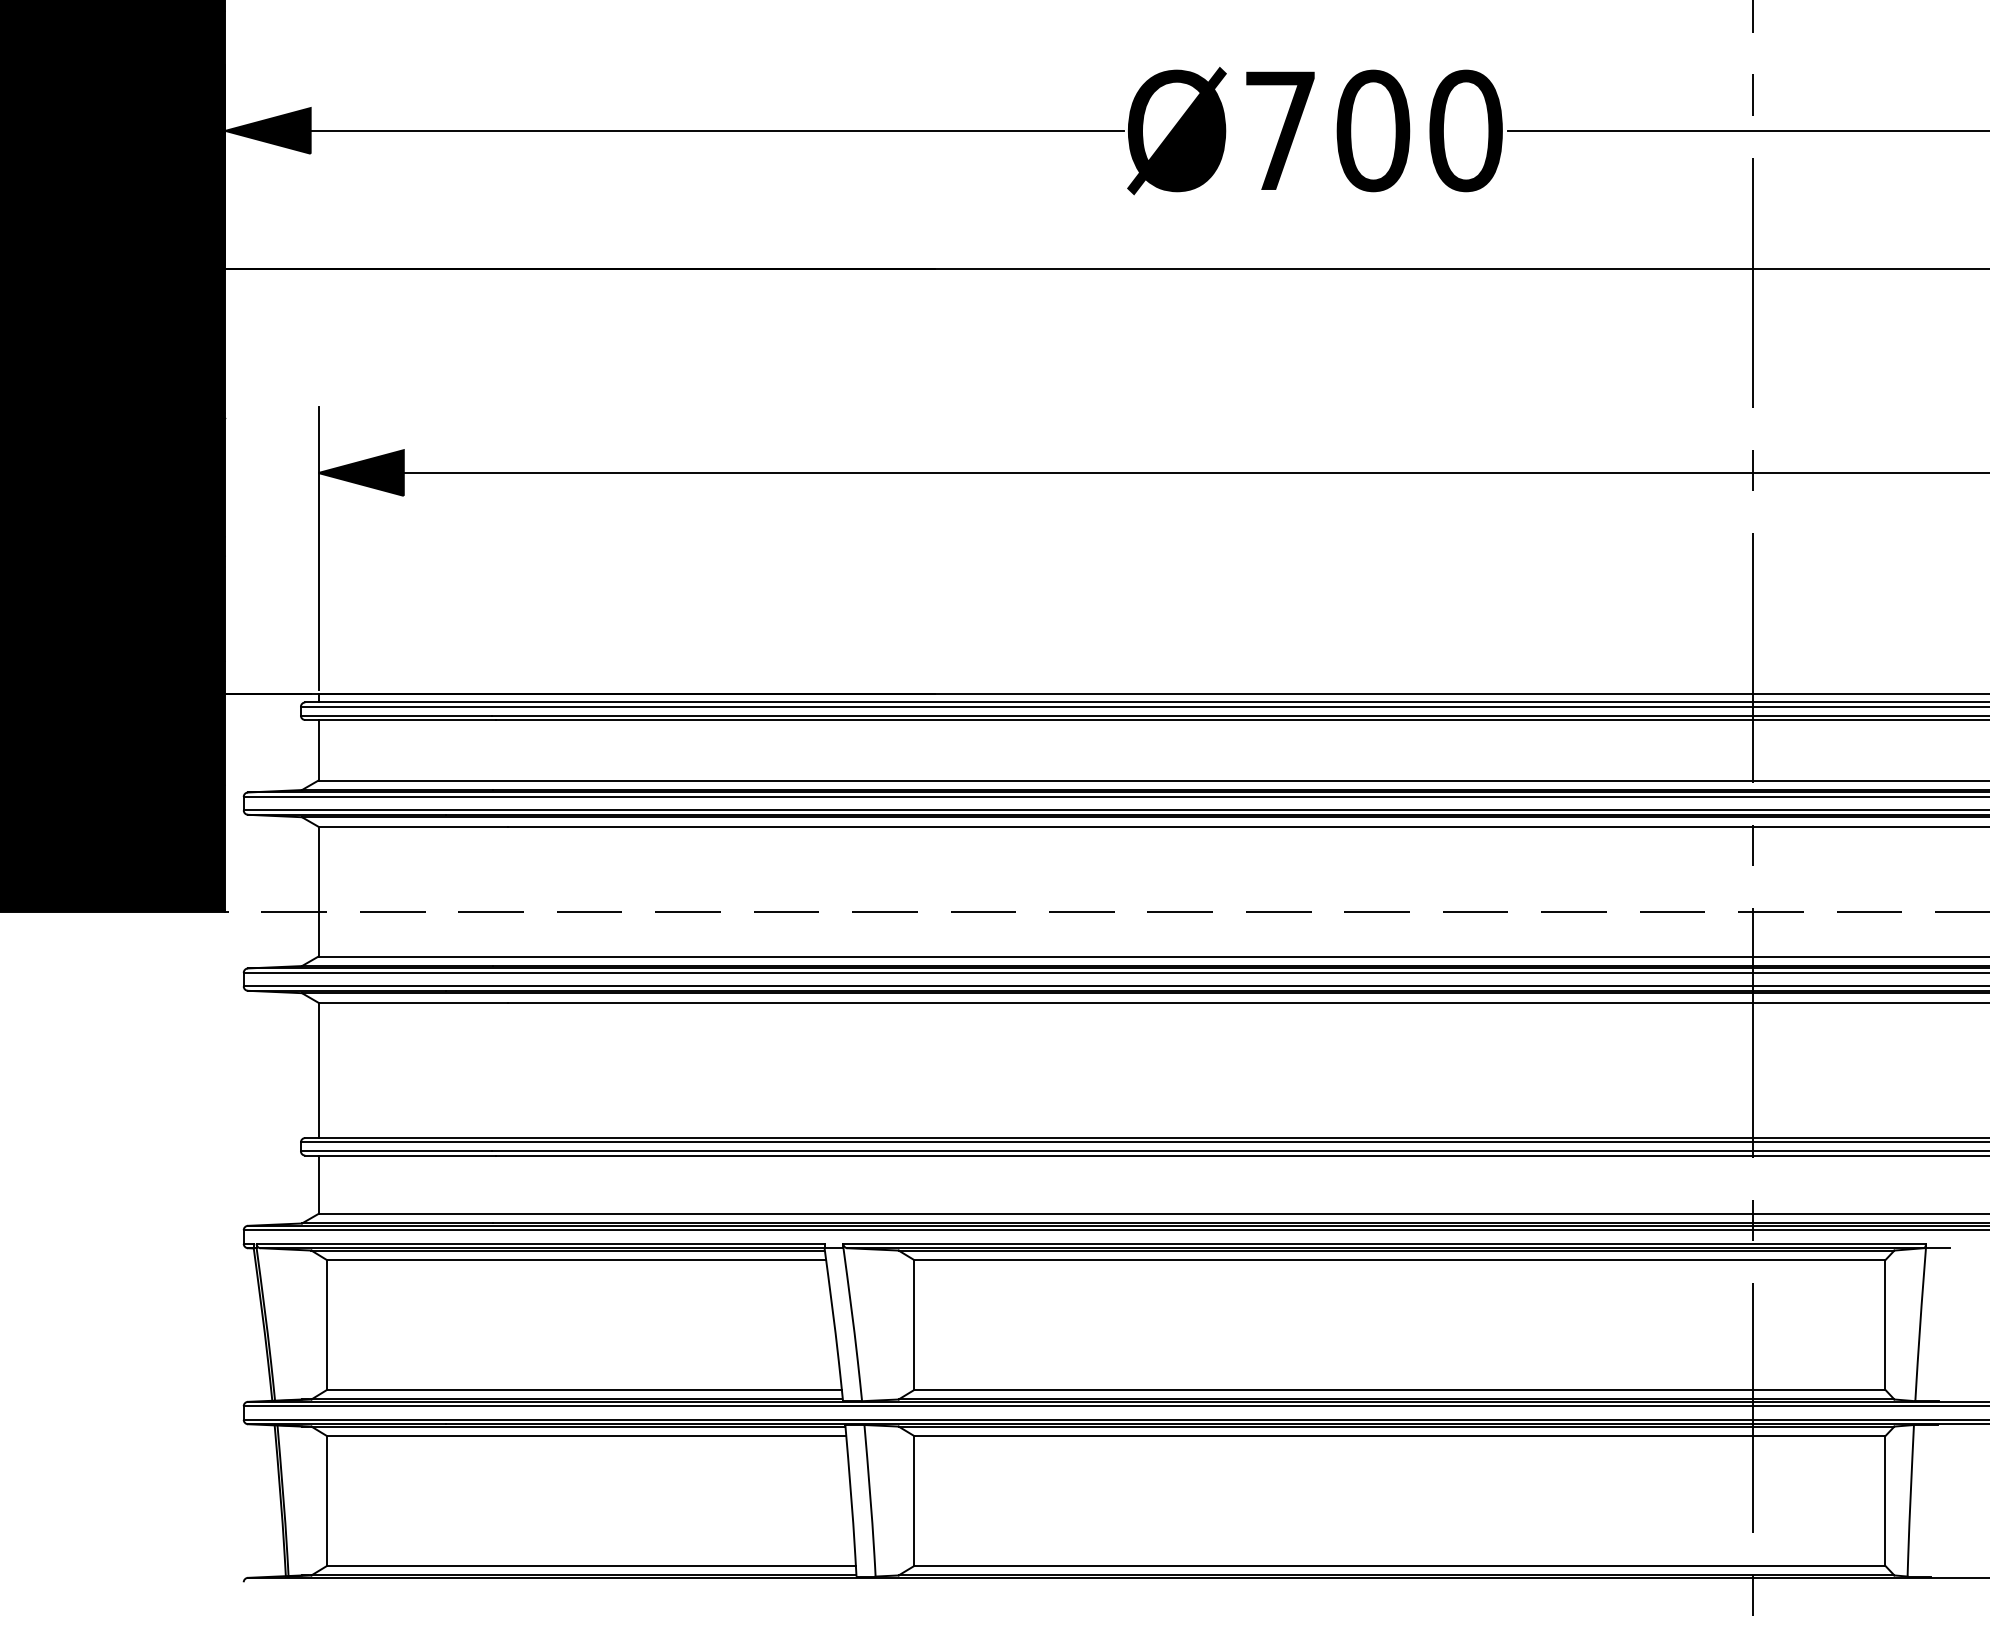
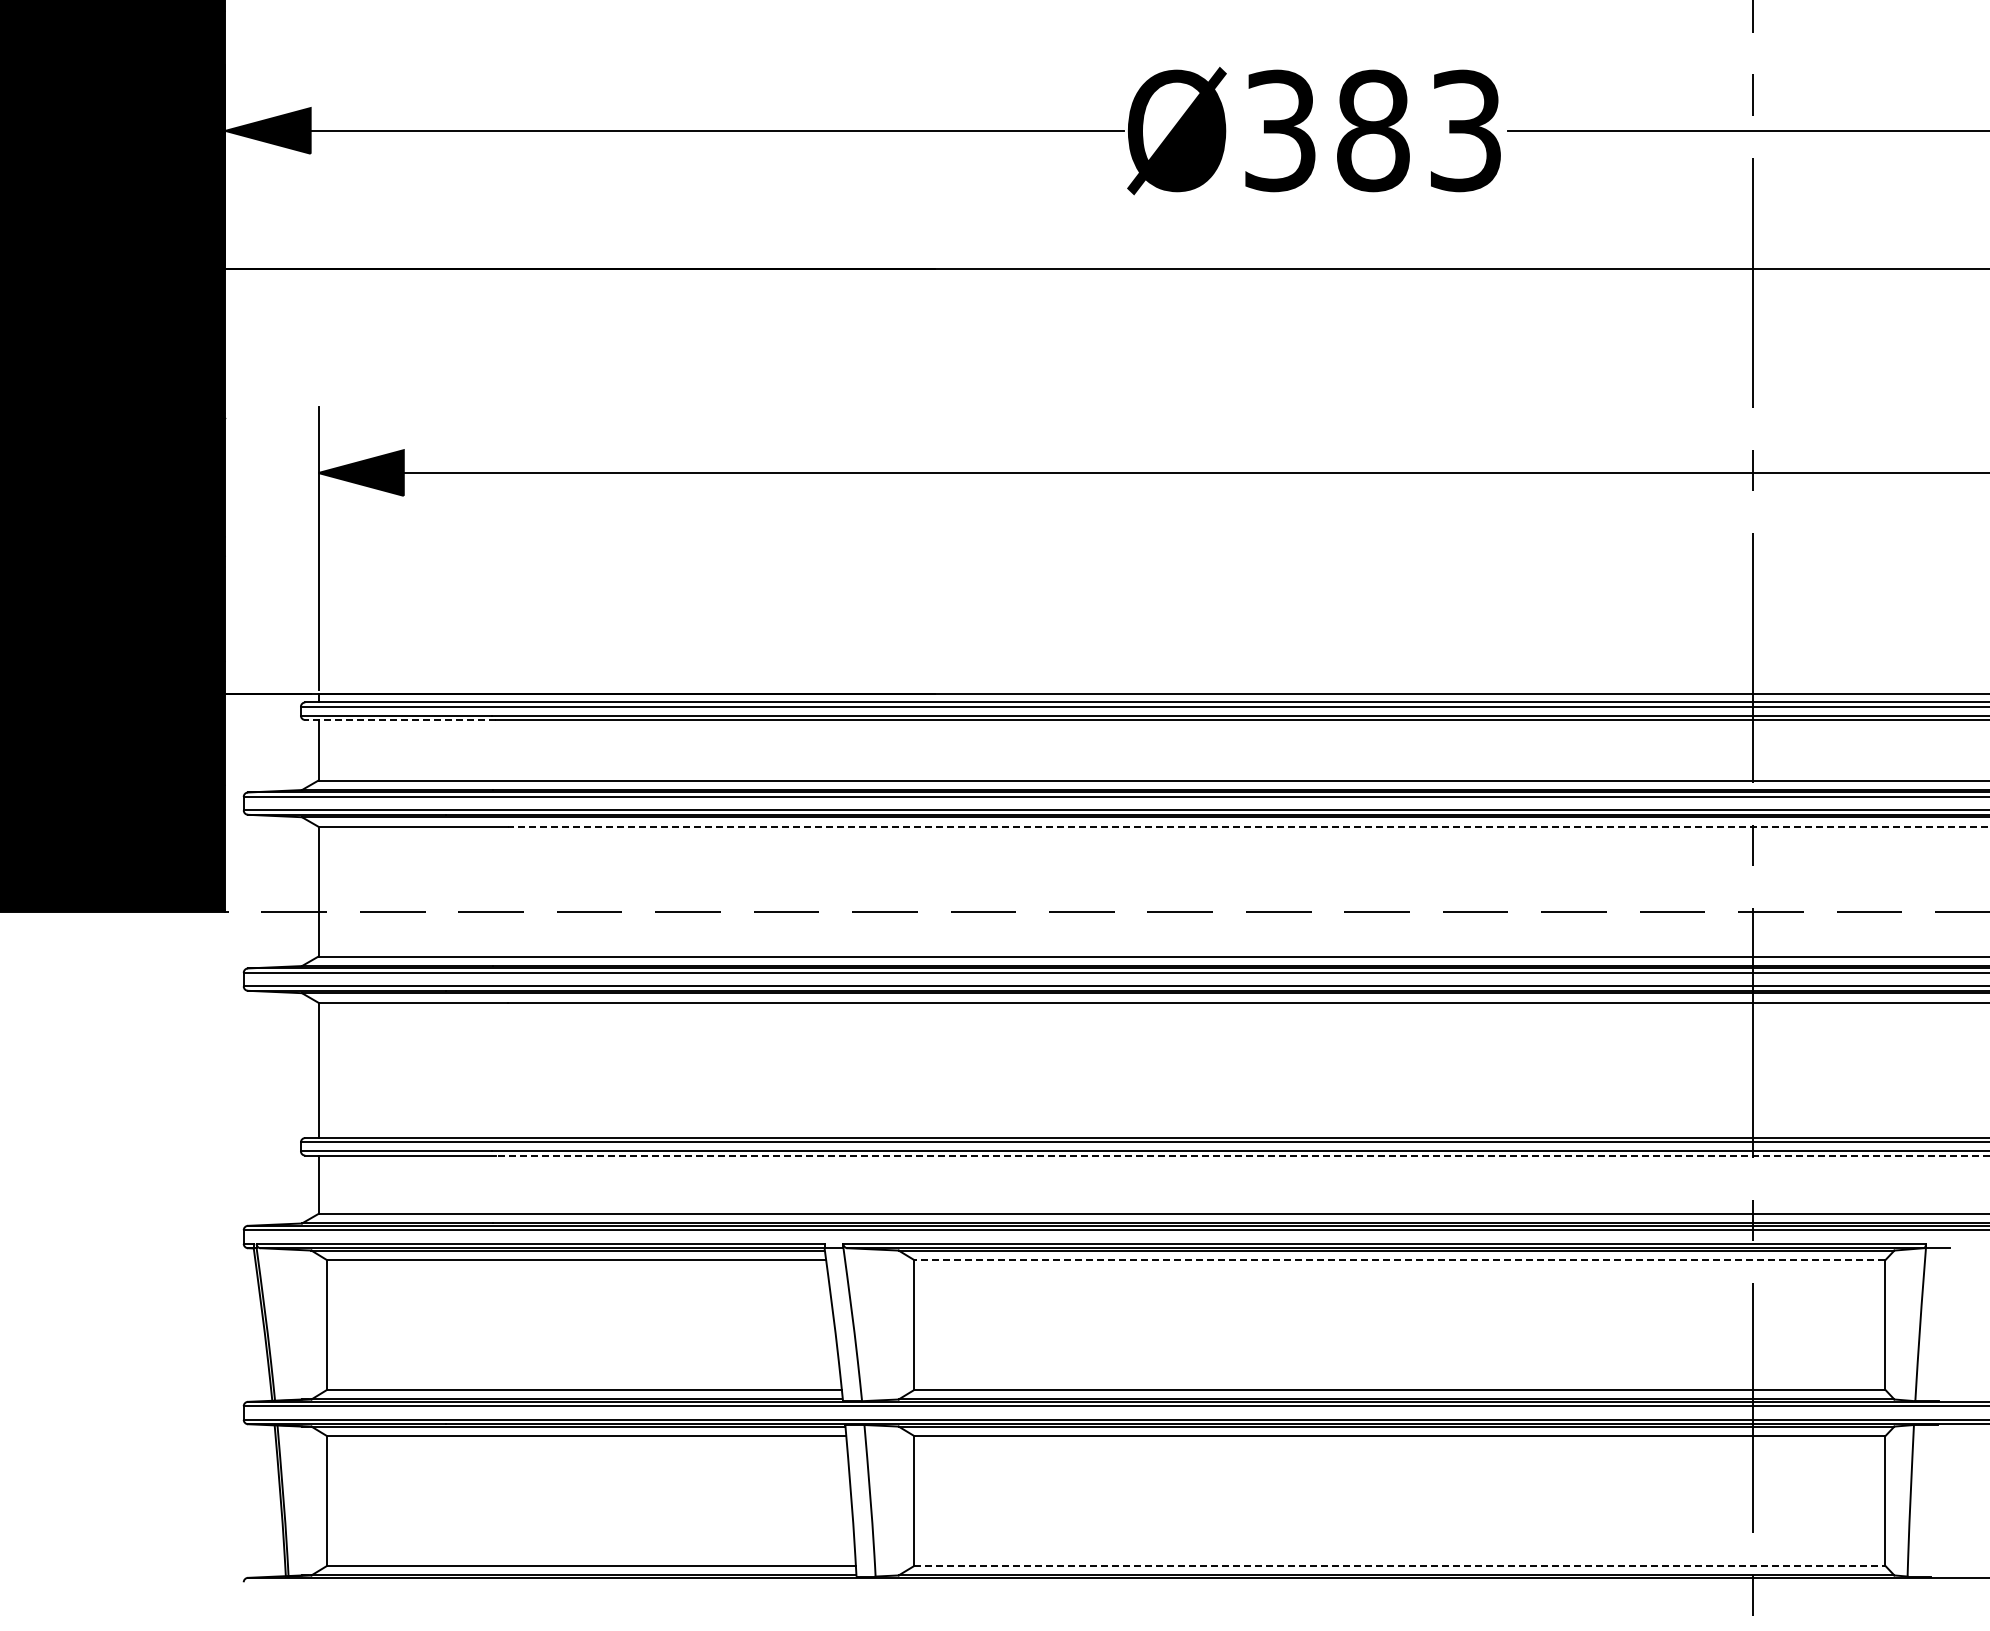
text: Ø700 -> Ø383 (1373, 130)
line: solid -> dashed (400, 720)
line: solid -> dashed (1248, 826)
line: solid -> dashed (1243, 1155)
line: solid -> dashed (1399, 1260)
line: solid -> dashed (1399, 1565)
